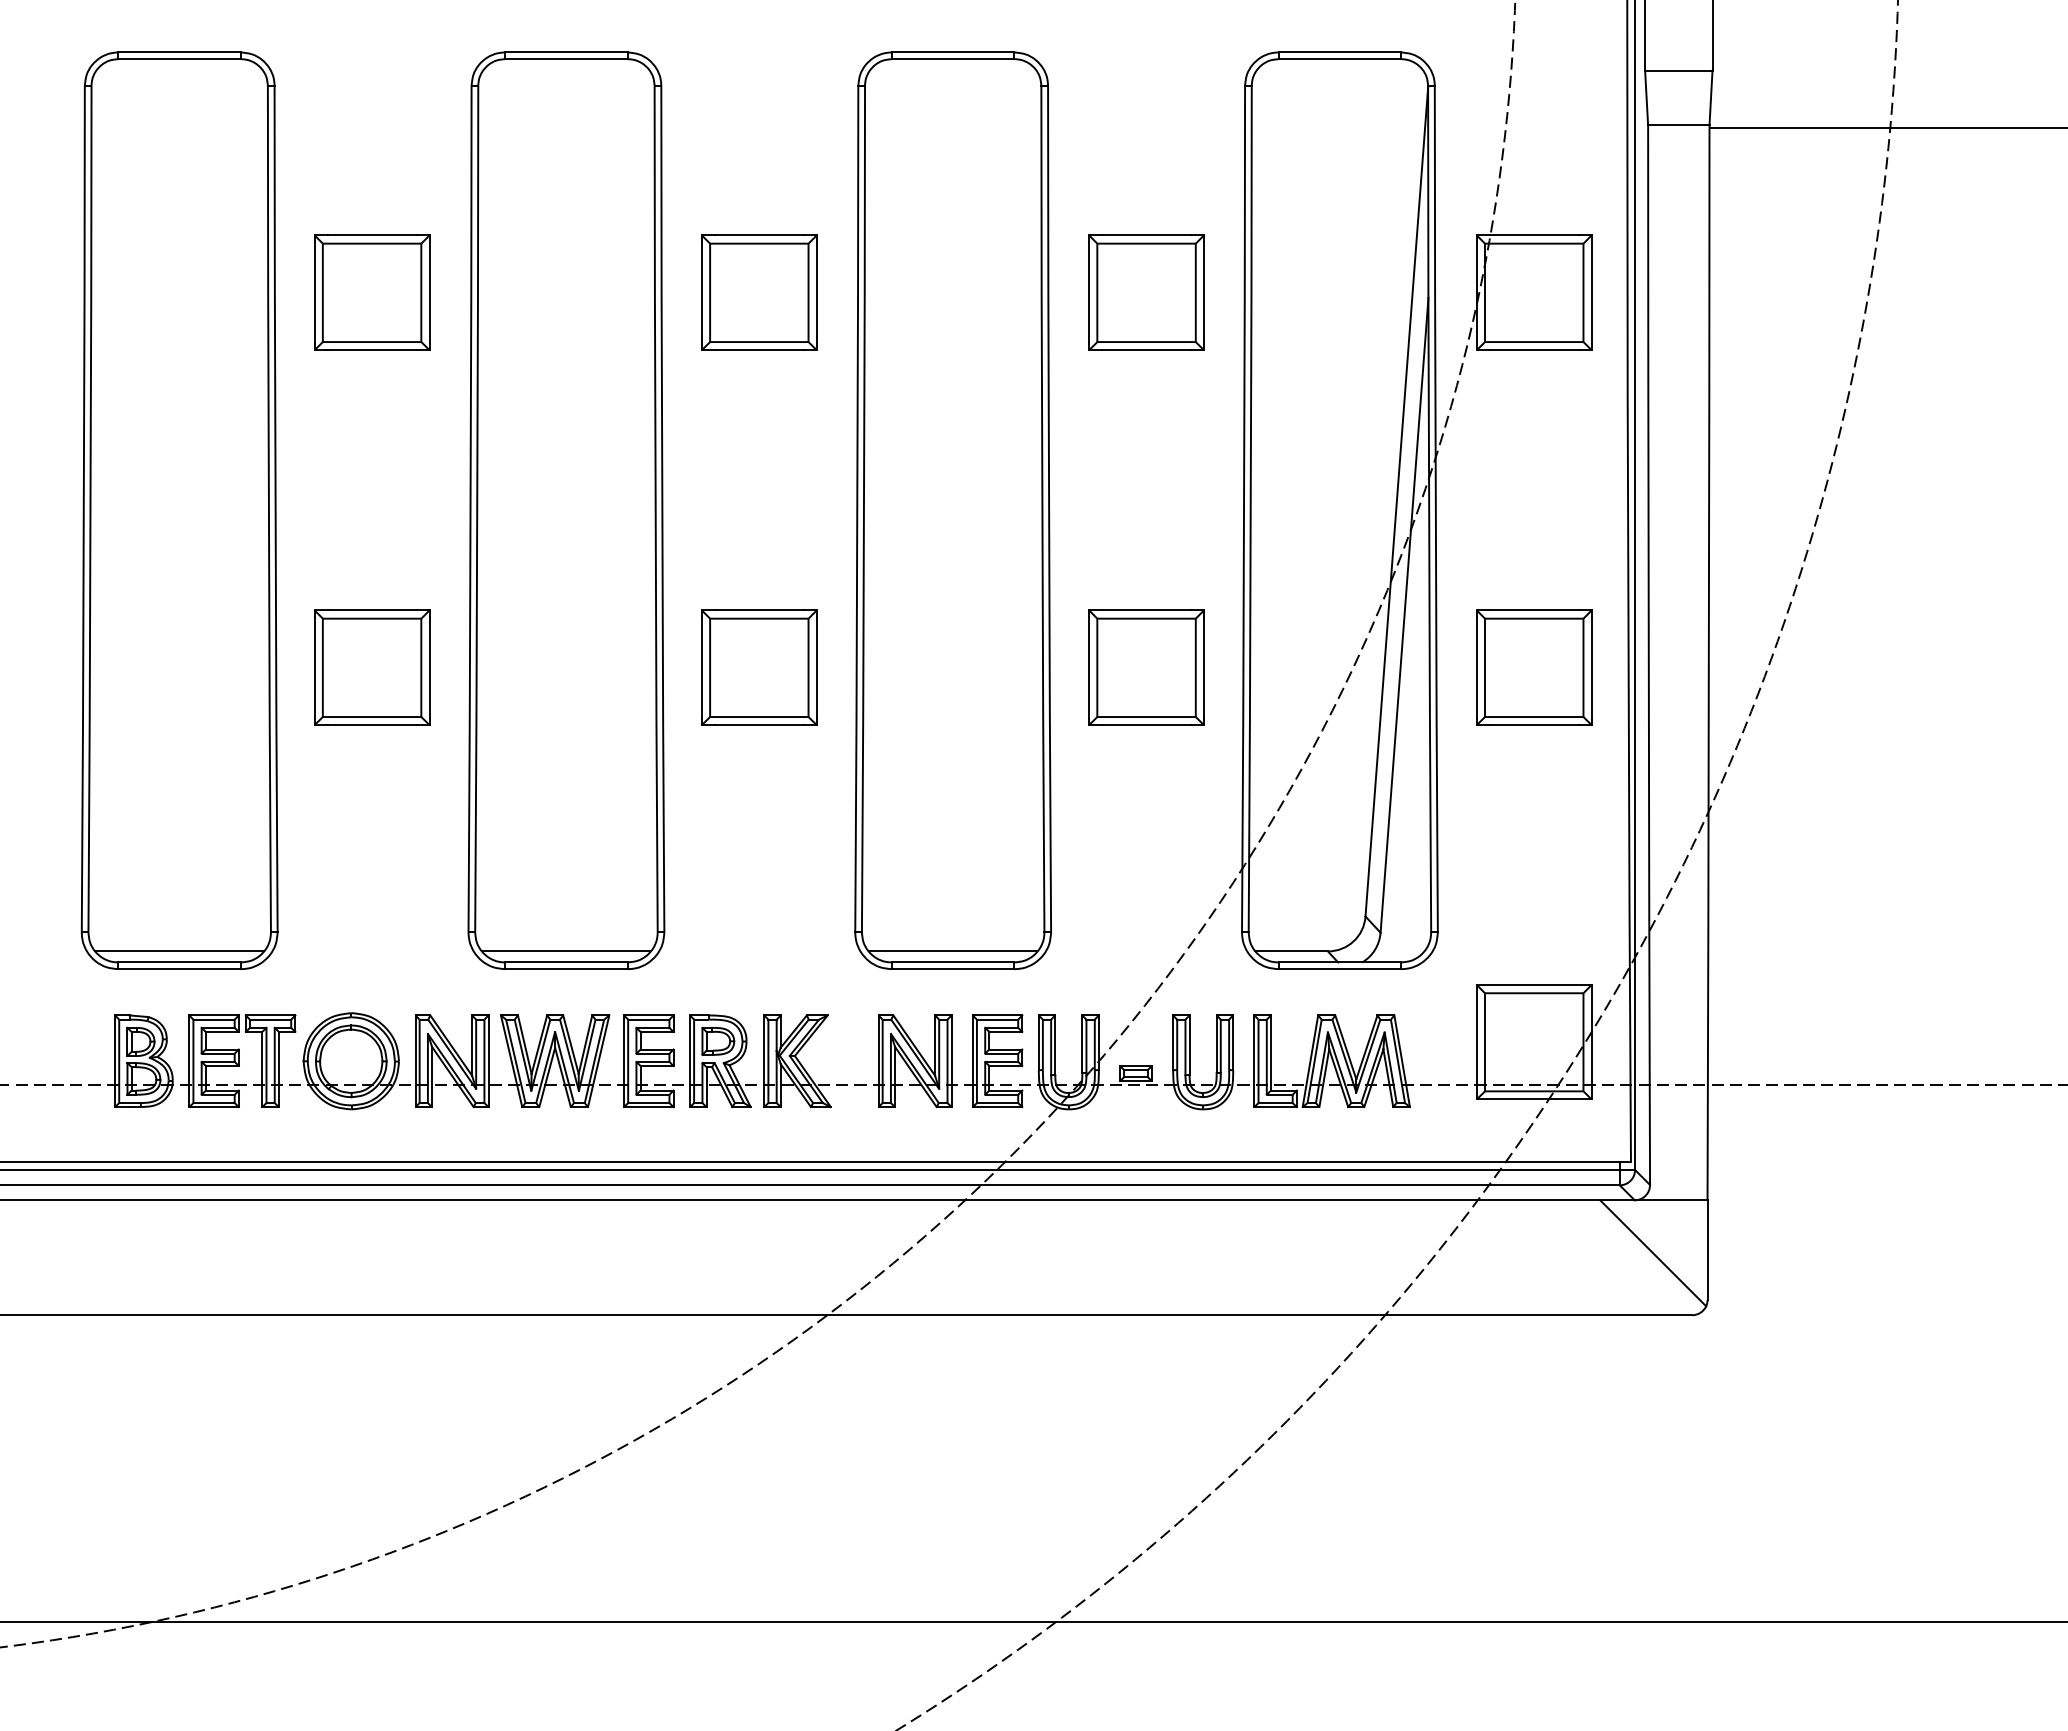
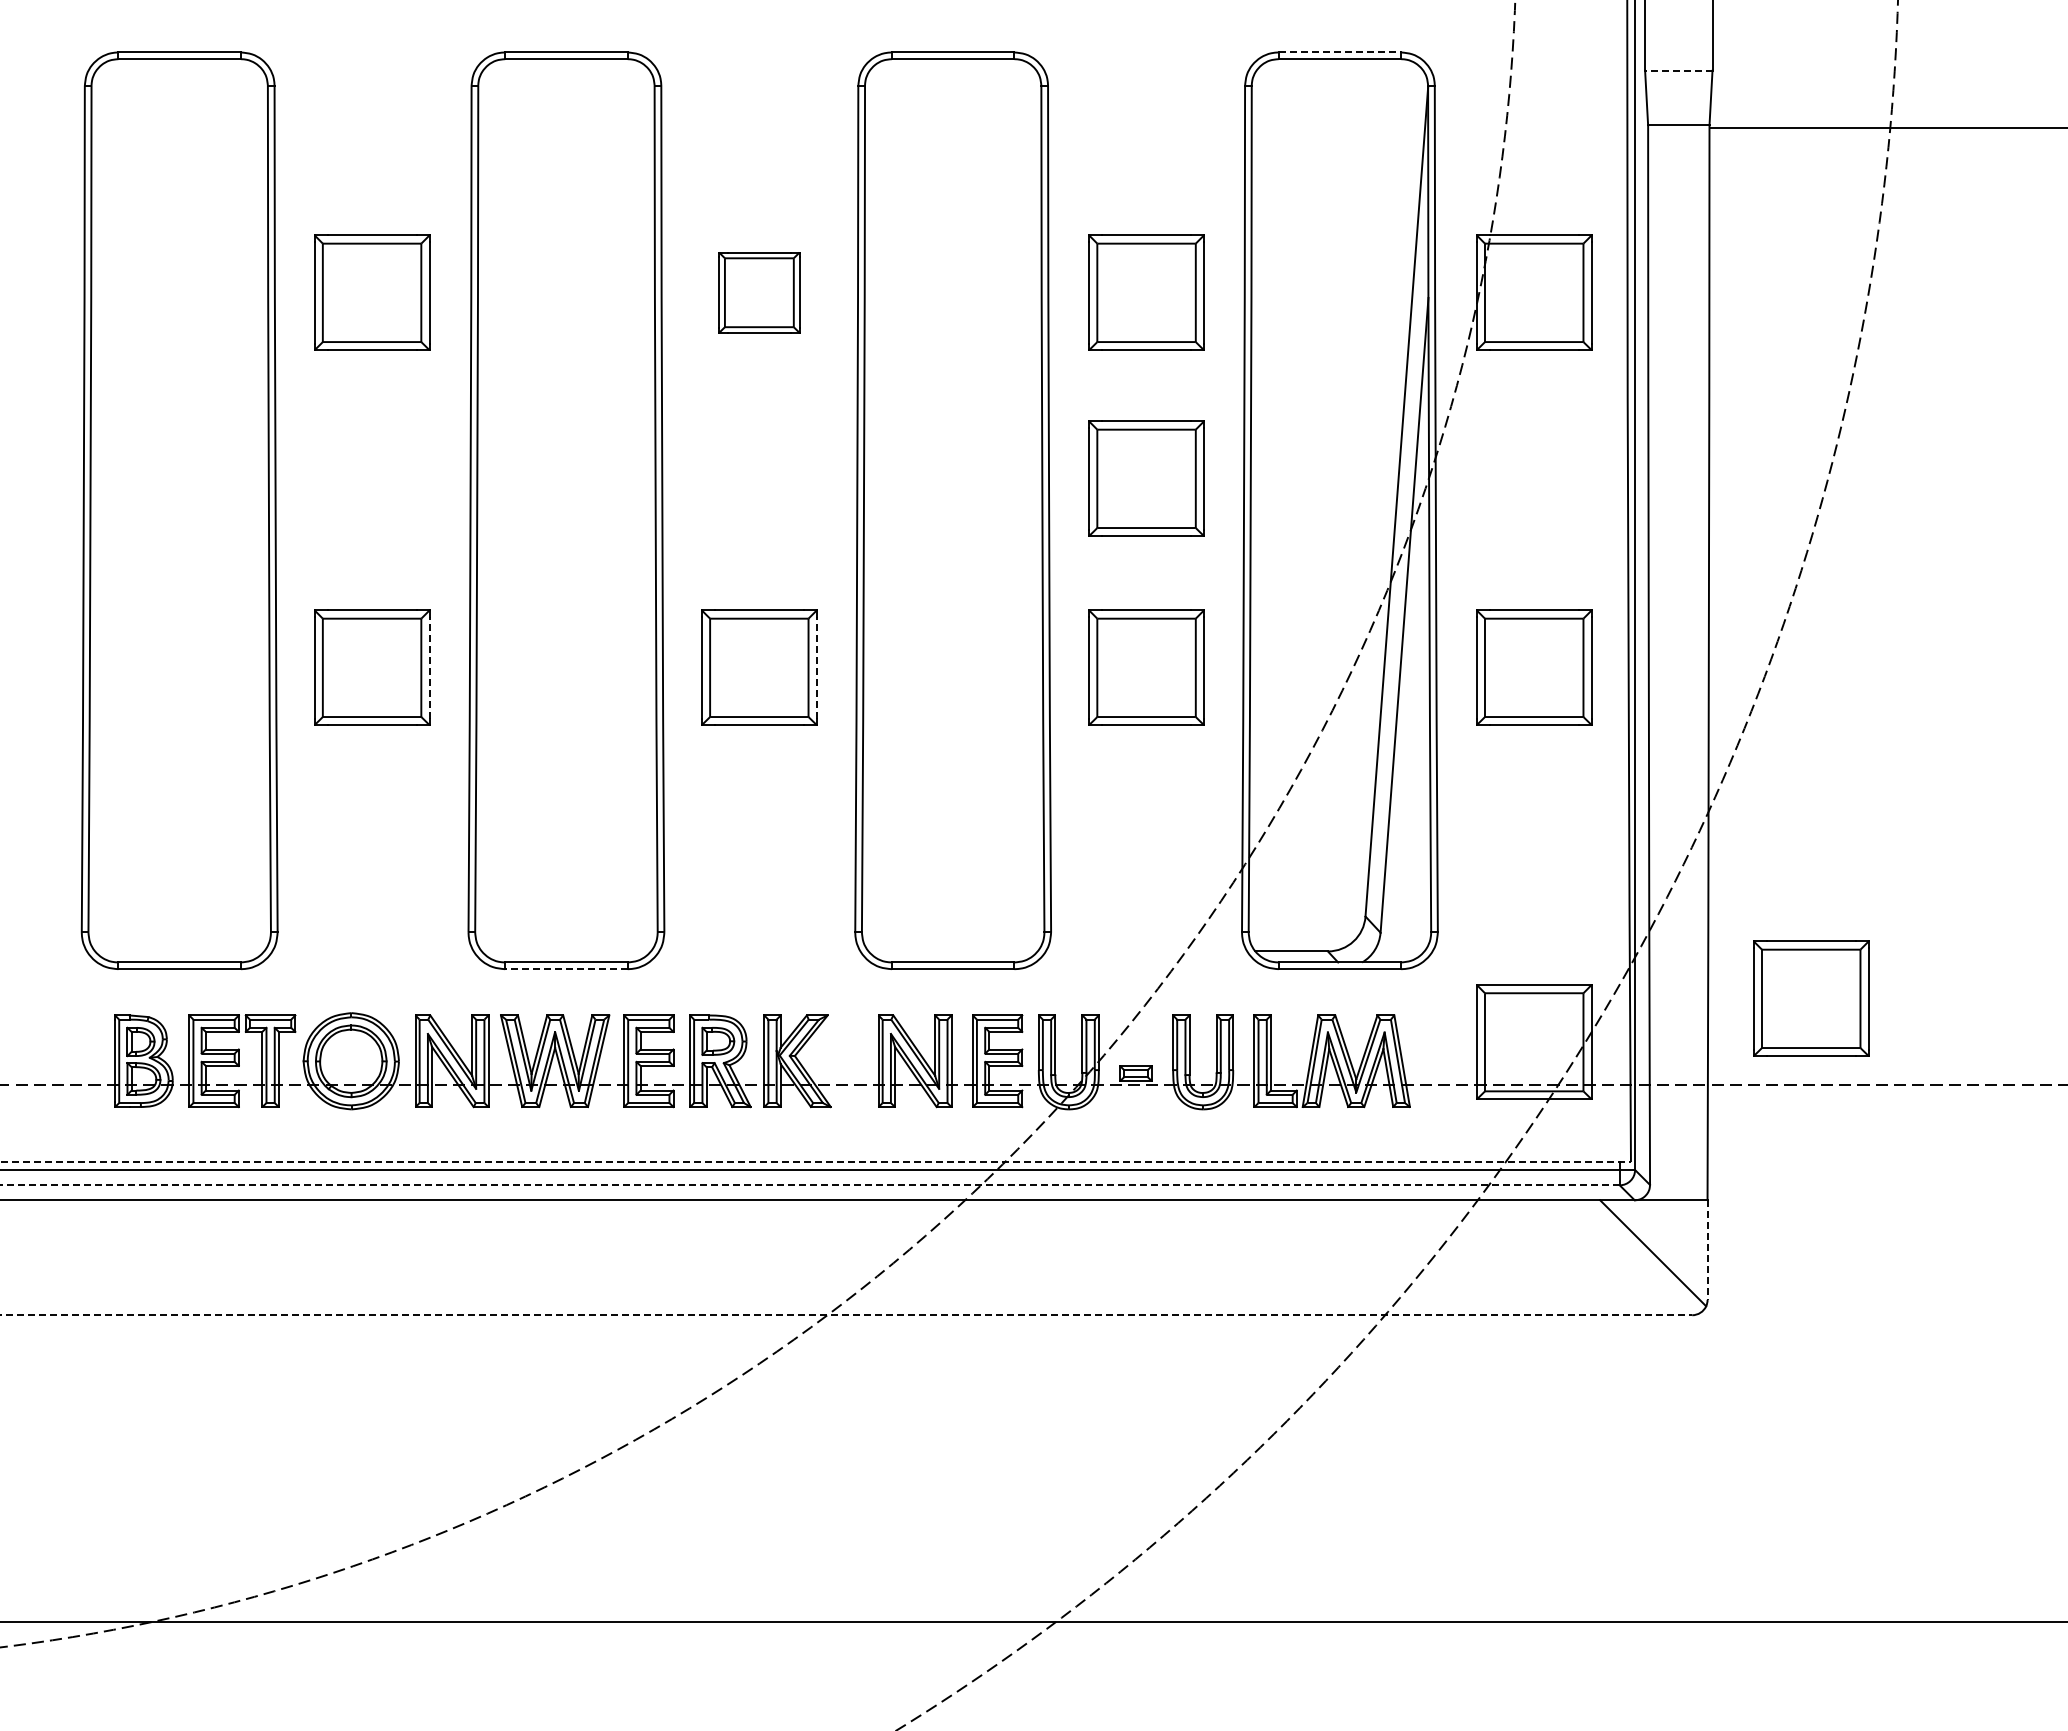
line: solid -> dashed (1340, 52)
line: solid -> dashed (1678, 70)
part size: 117x117 px -> 83x82 px (759, 292)
part: none -> present (1146, 478)
line: solid -> dashed (429, 667)
line: solid -> dashed (816, 667)
line: present -> none (179, 951)
line: present -> none (565, 951)
line: present -> none (952, 951)
line: solid -> dashed (565, 969)
part: none -> present (1811, 998)
line: solid -> dashed (815, 1162)
line: solid -> dashed (809, 1185)
line: solid -> dashed (1707, 1250)
line: solid -> dashed (846, 1315)
